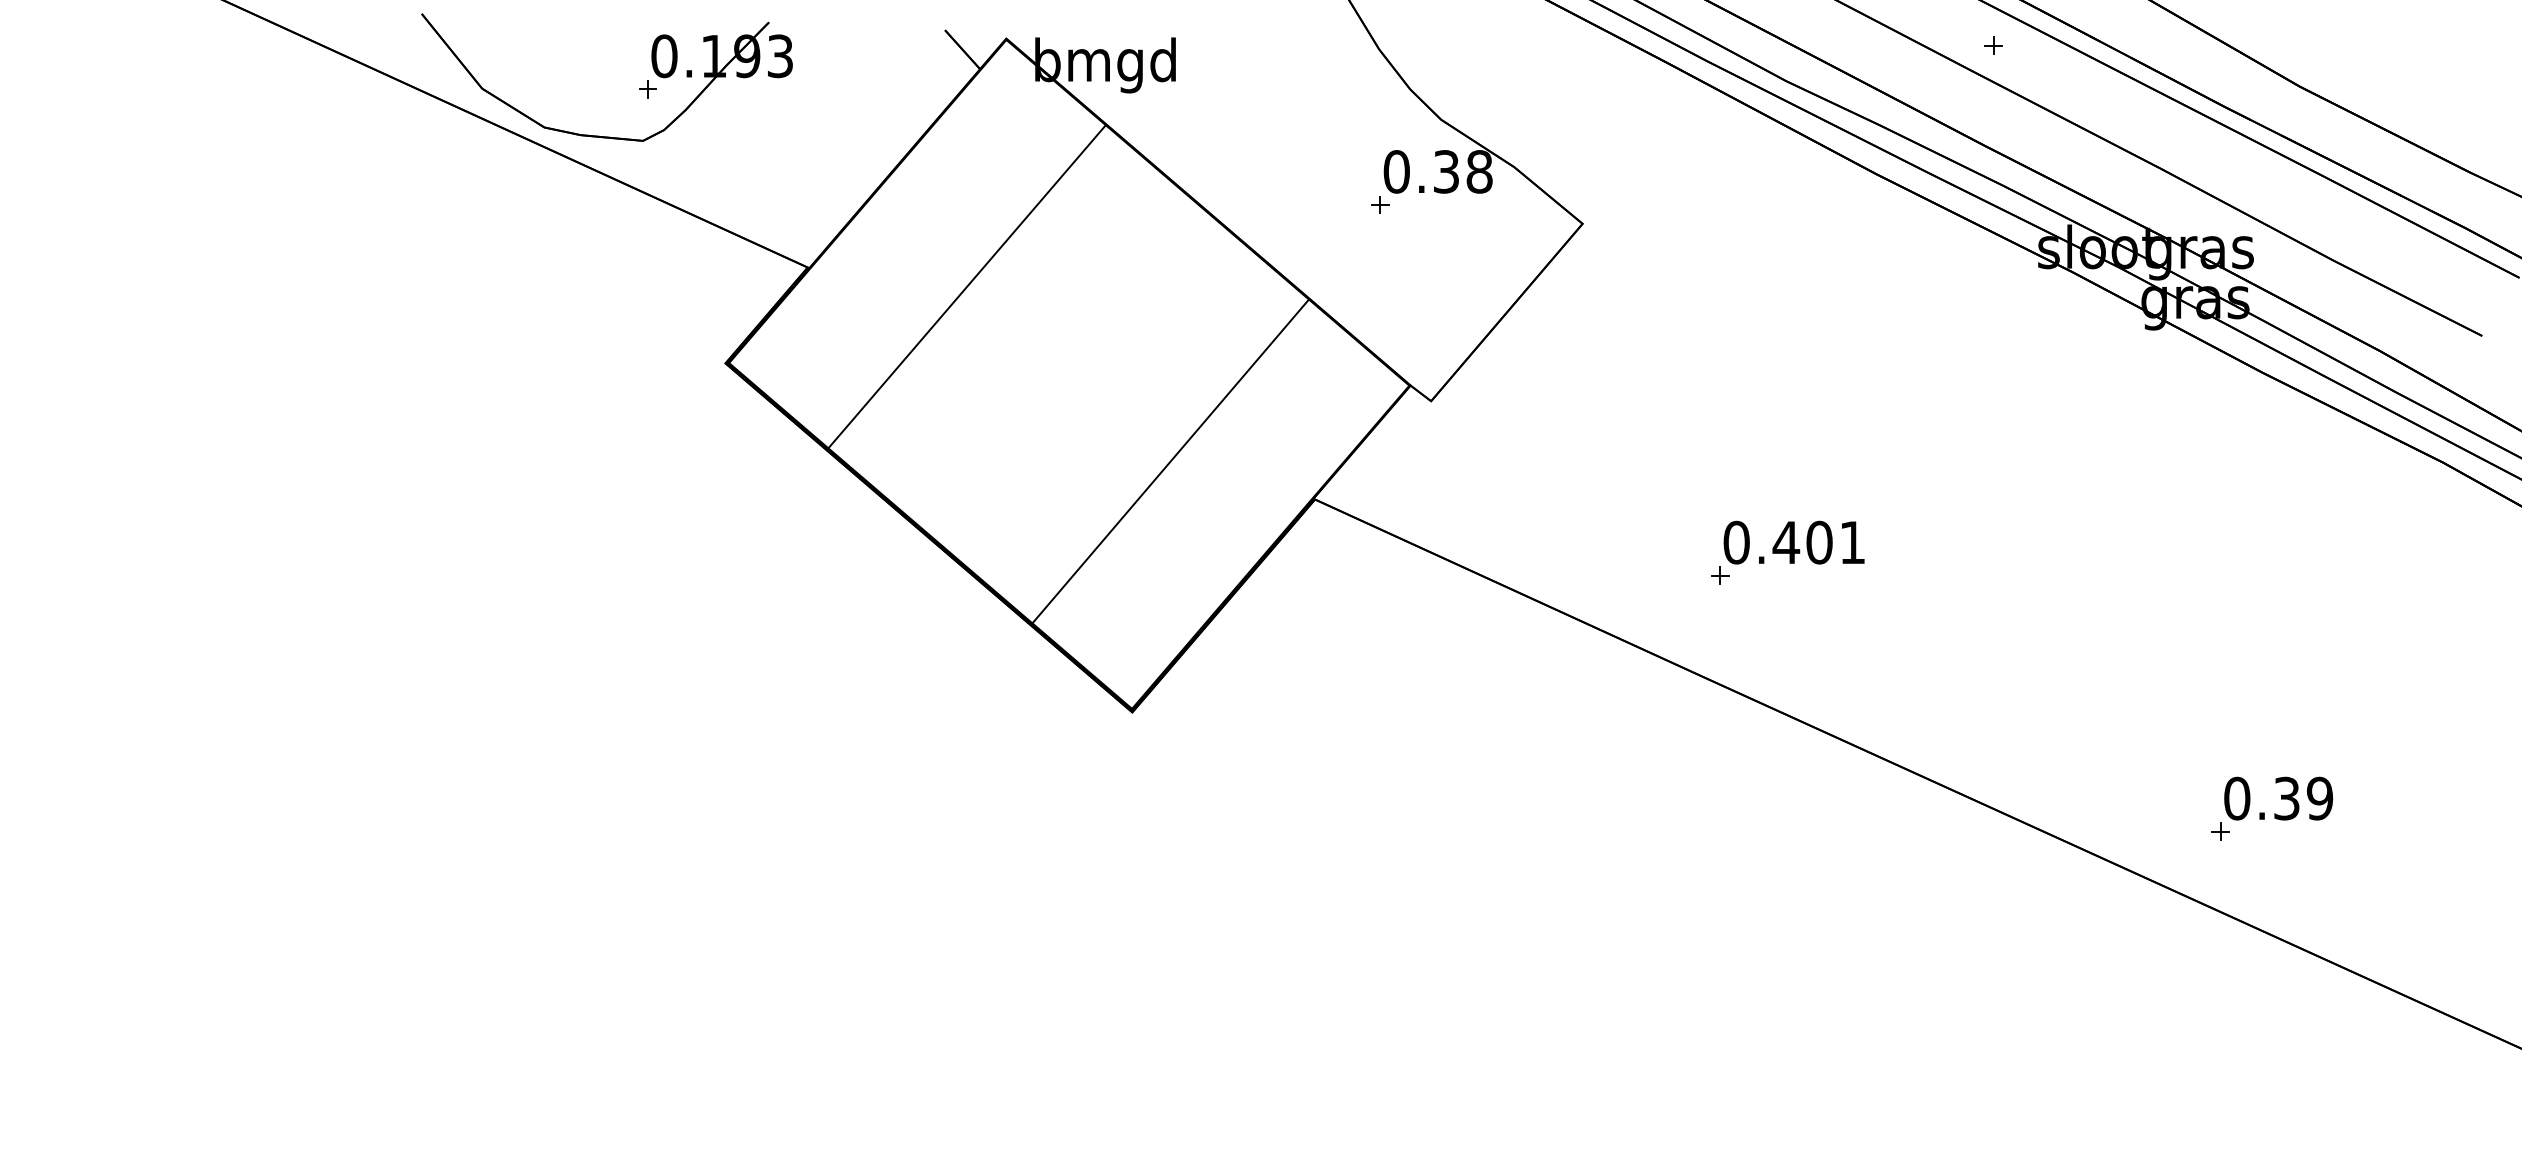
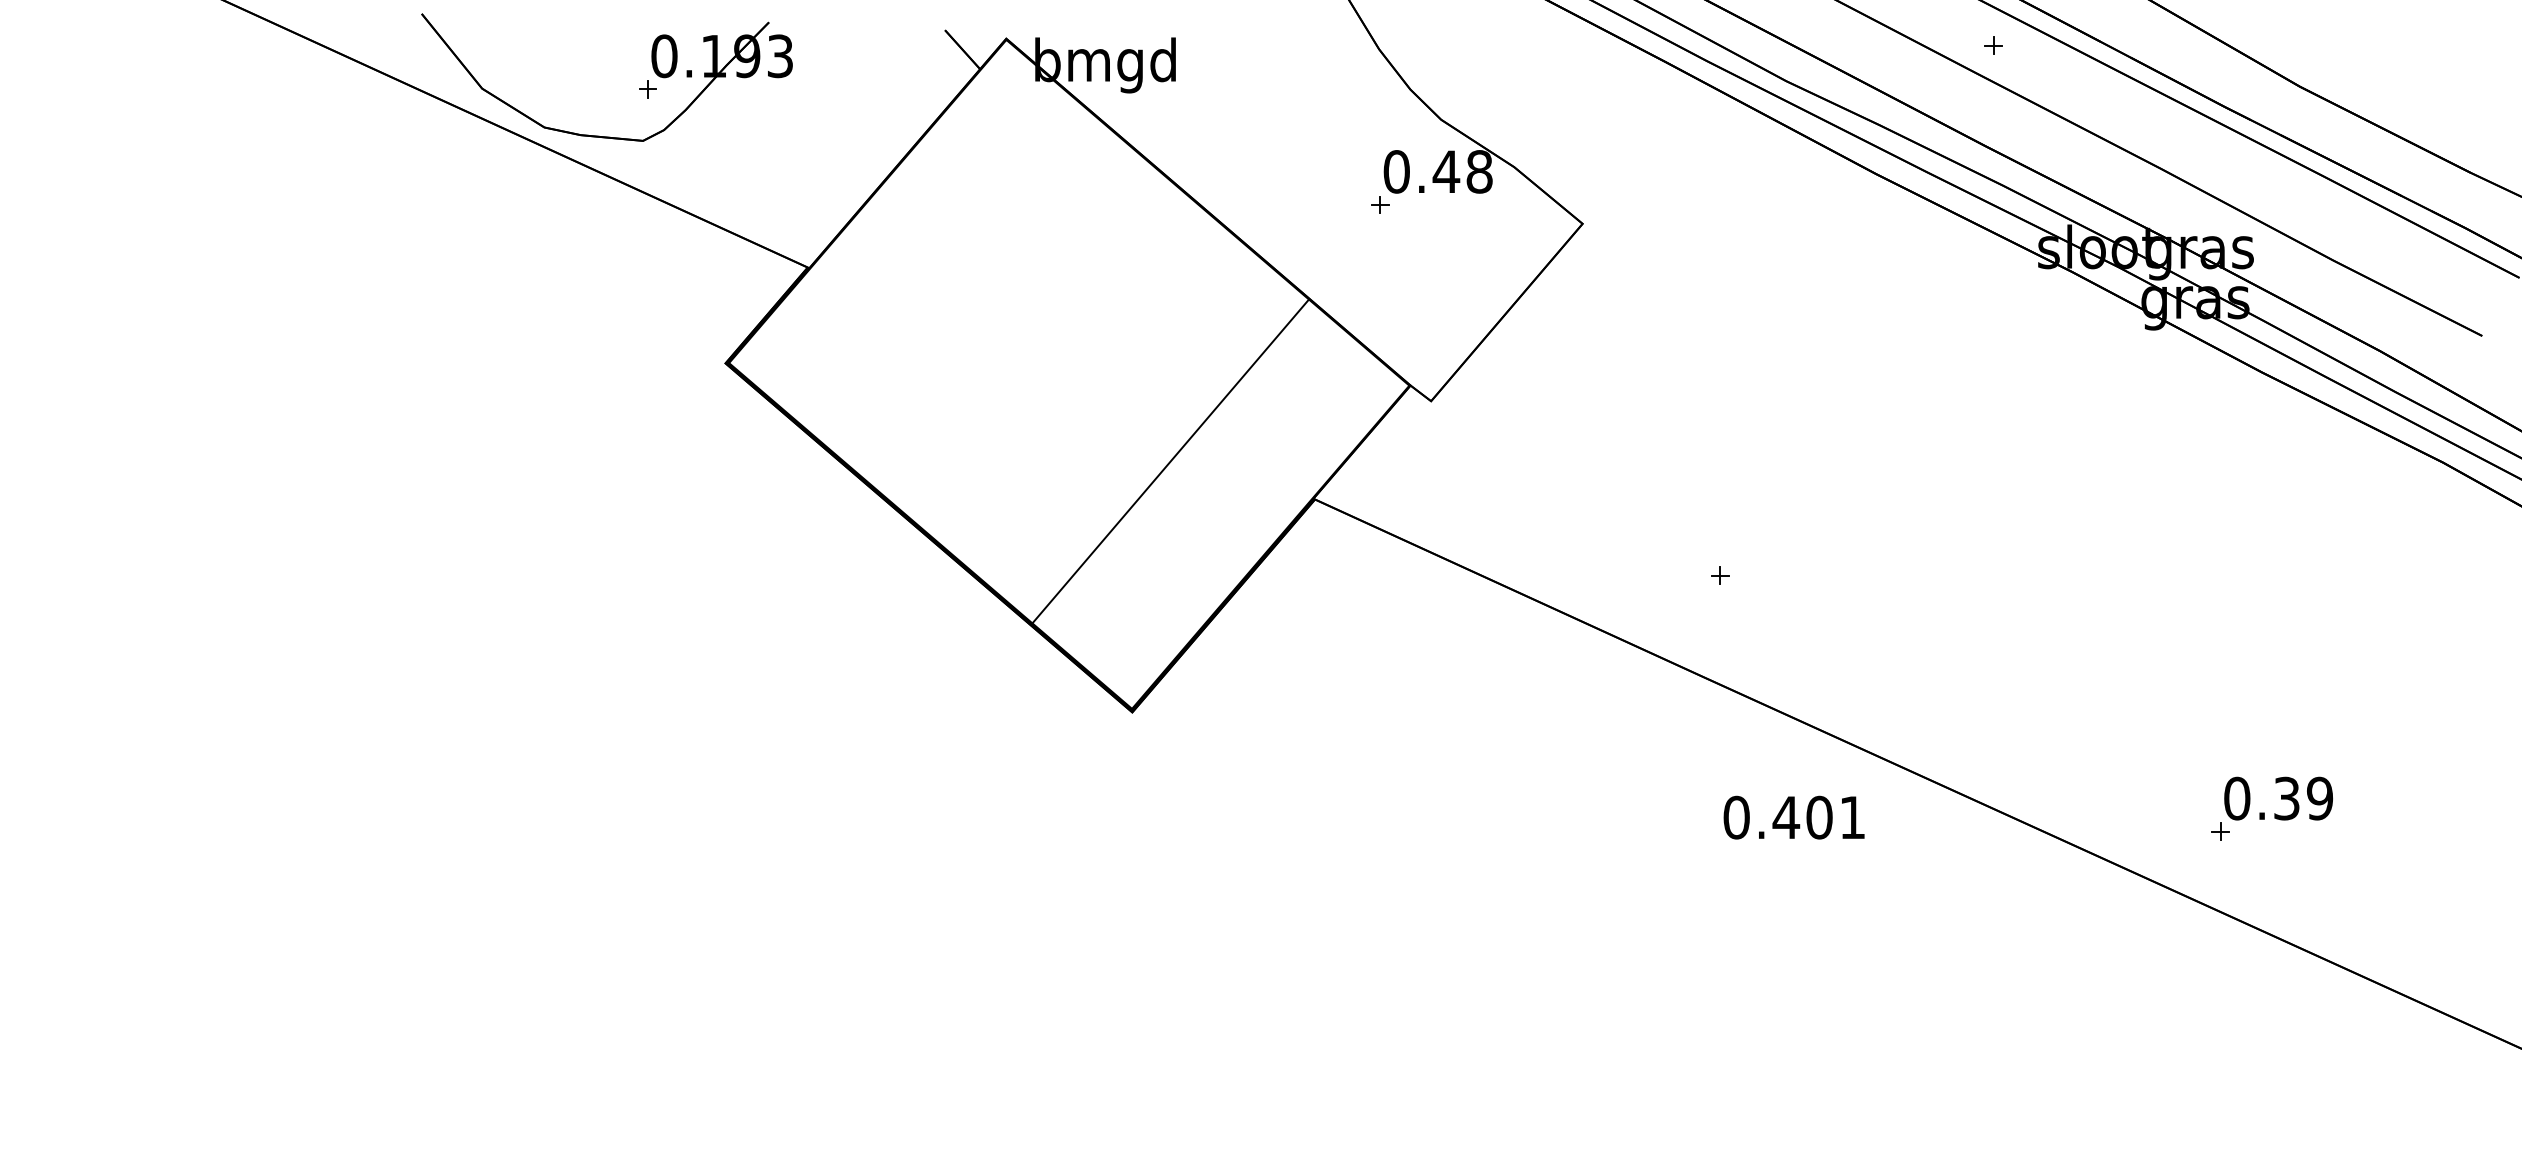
text: 0.38 -> 0.48 (1446, 171)
line: present -> none (966, 286)
text position: (1793, 542) -> (1793, 817) (1793, 817)
